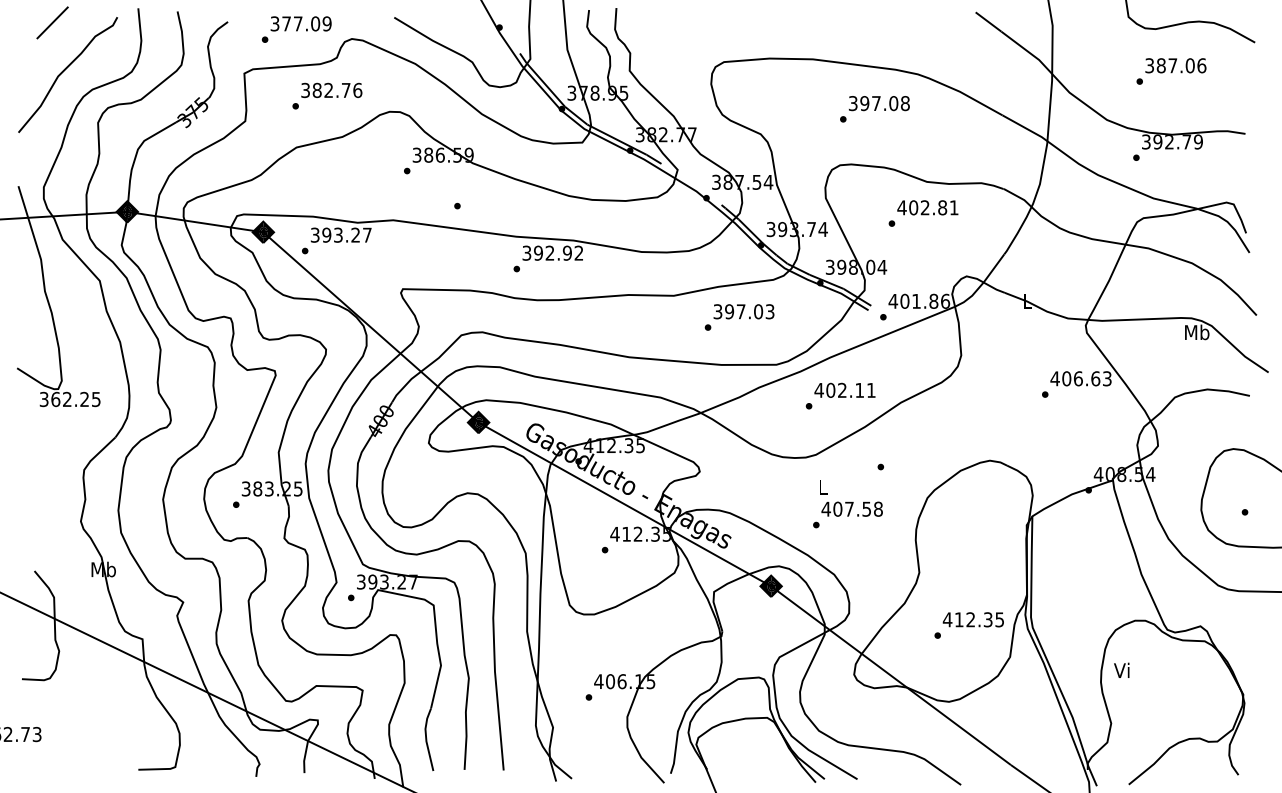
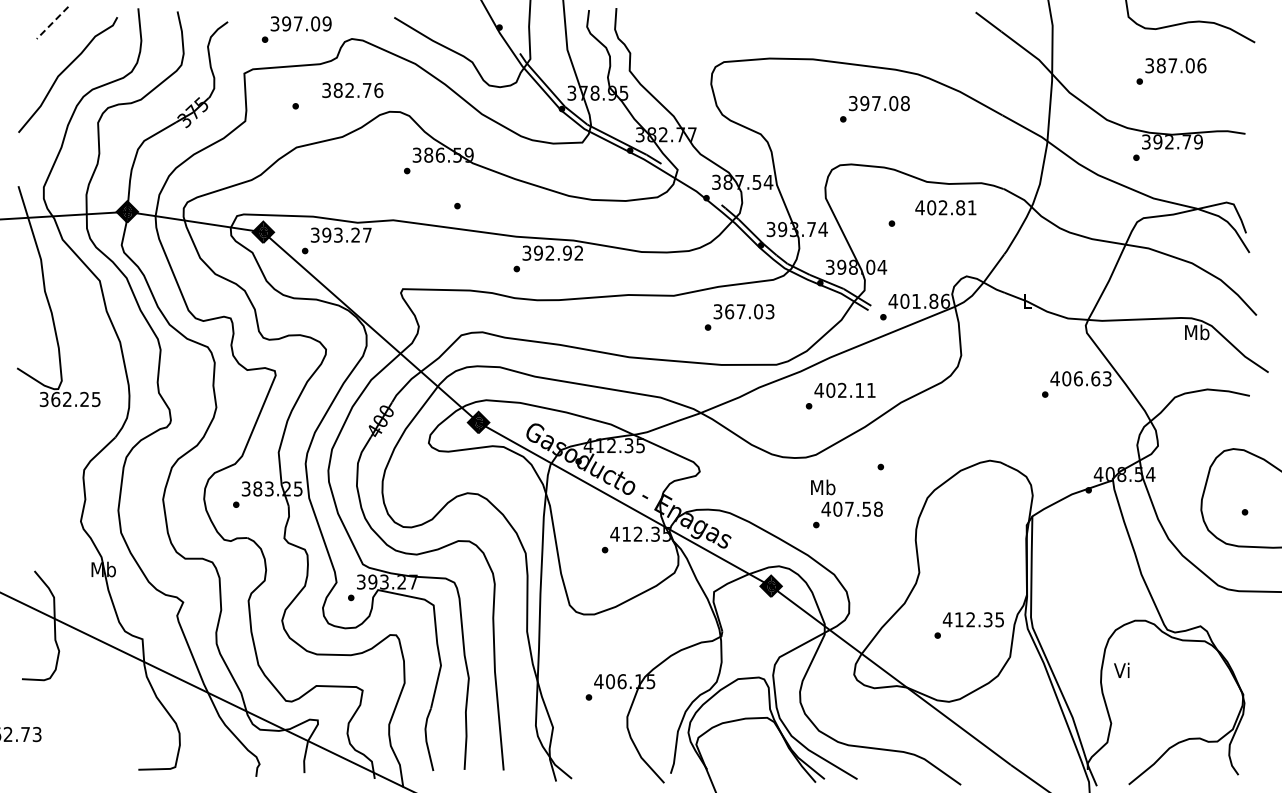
line: solid -> dashed (52, 22)
text: 377.09 -> 397.09 (286, 23)
text position: (331, 90) -> (352, 90) (352, 90)
text position: (927, 207) -> (945, 207) (945, 207)
text: 397.03 -> 367.03 (729, 311)
text: L -> Mb (823, 487)
